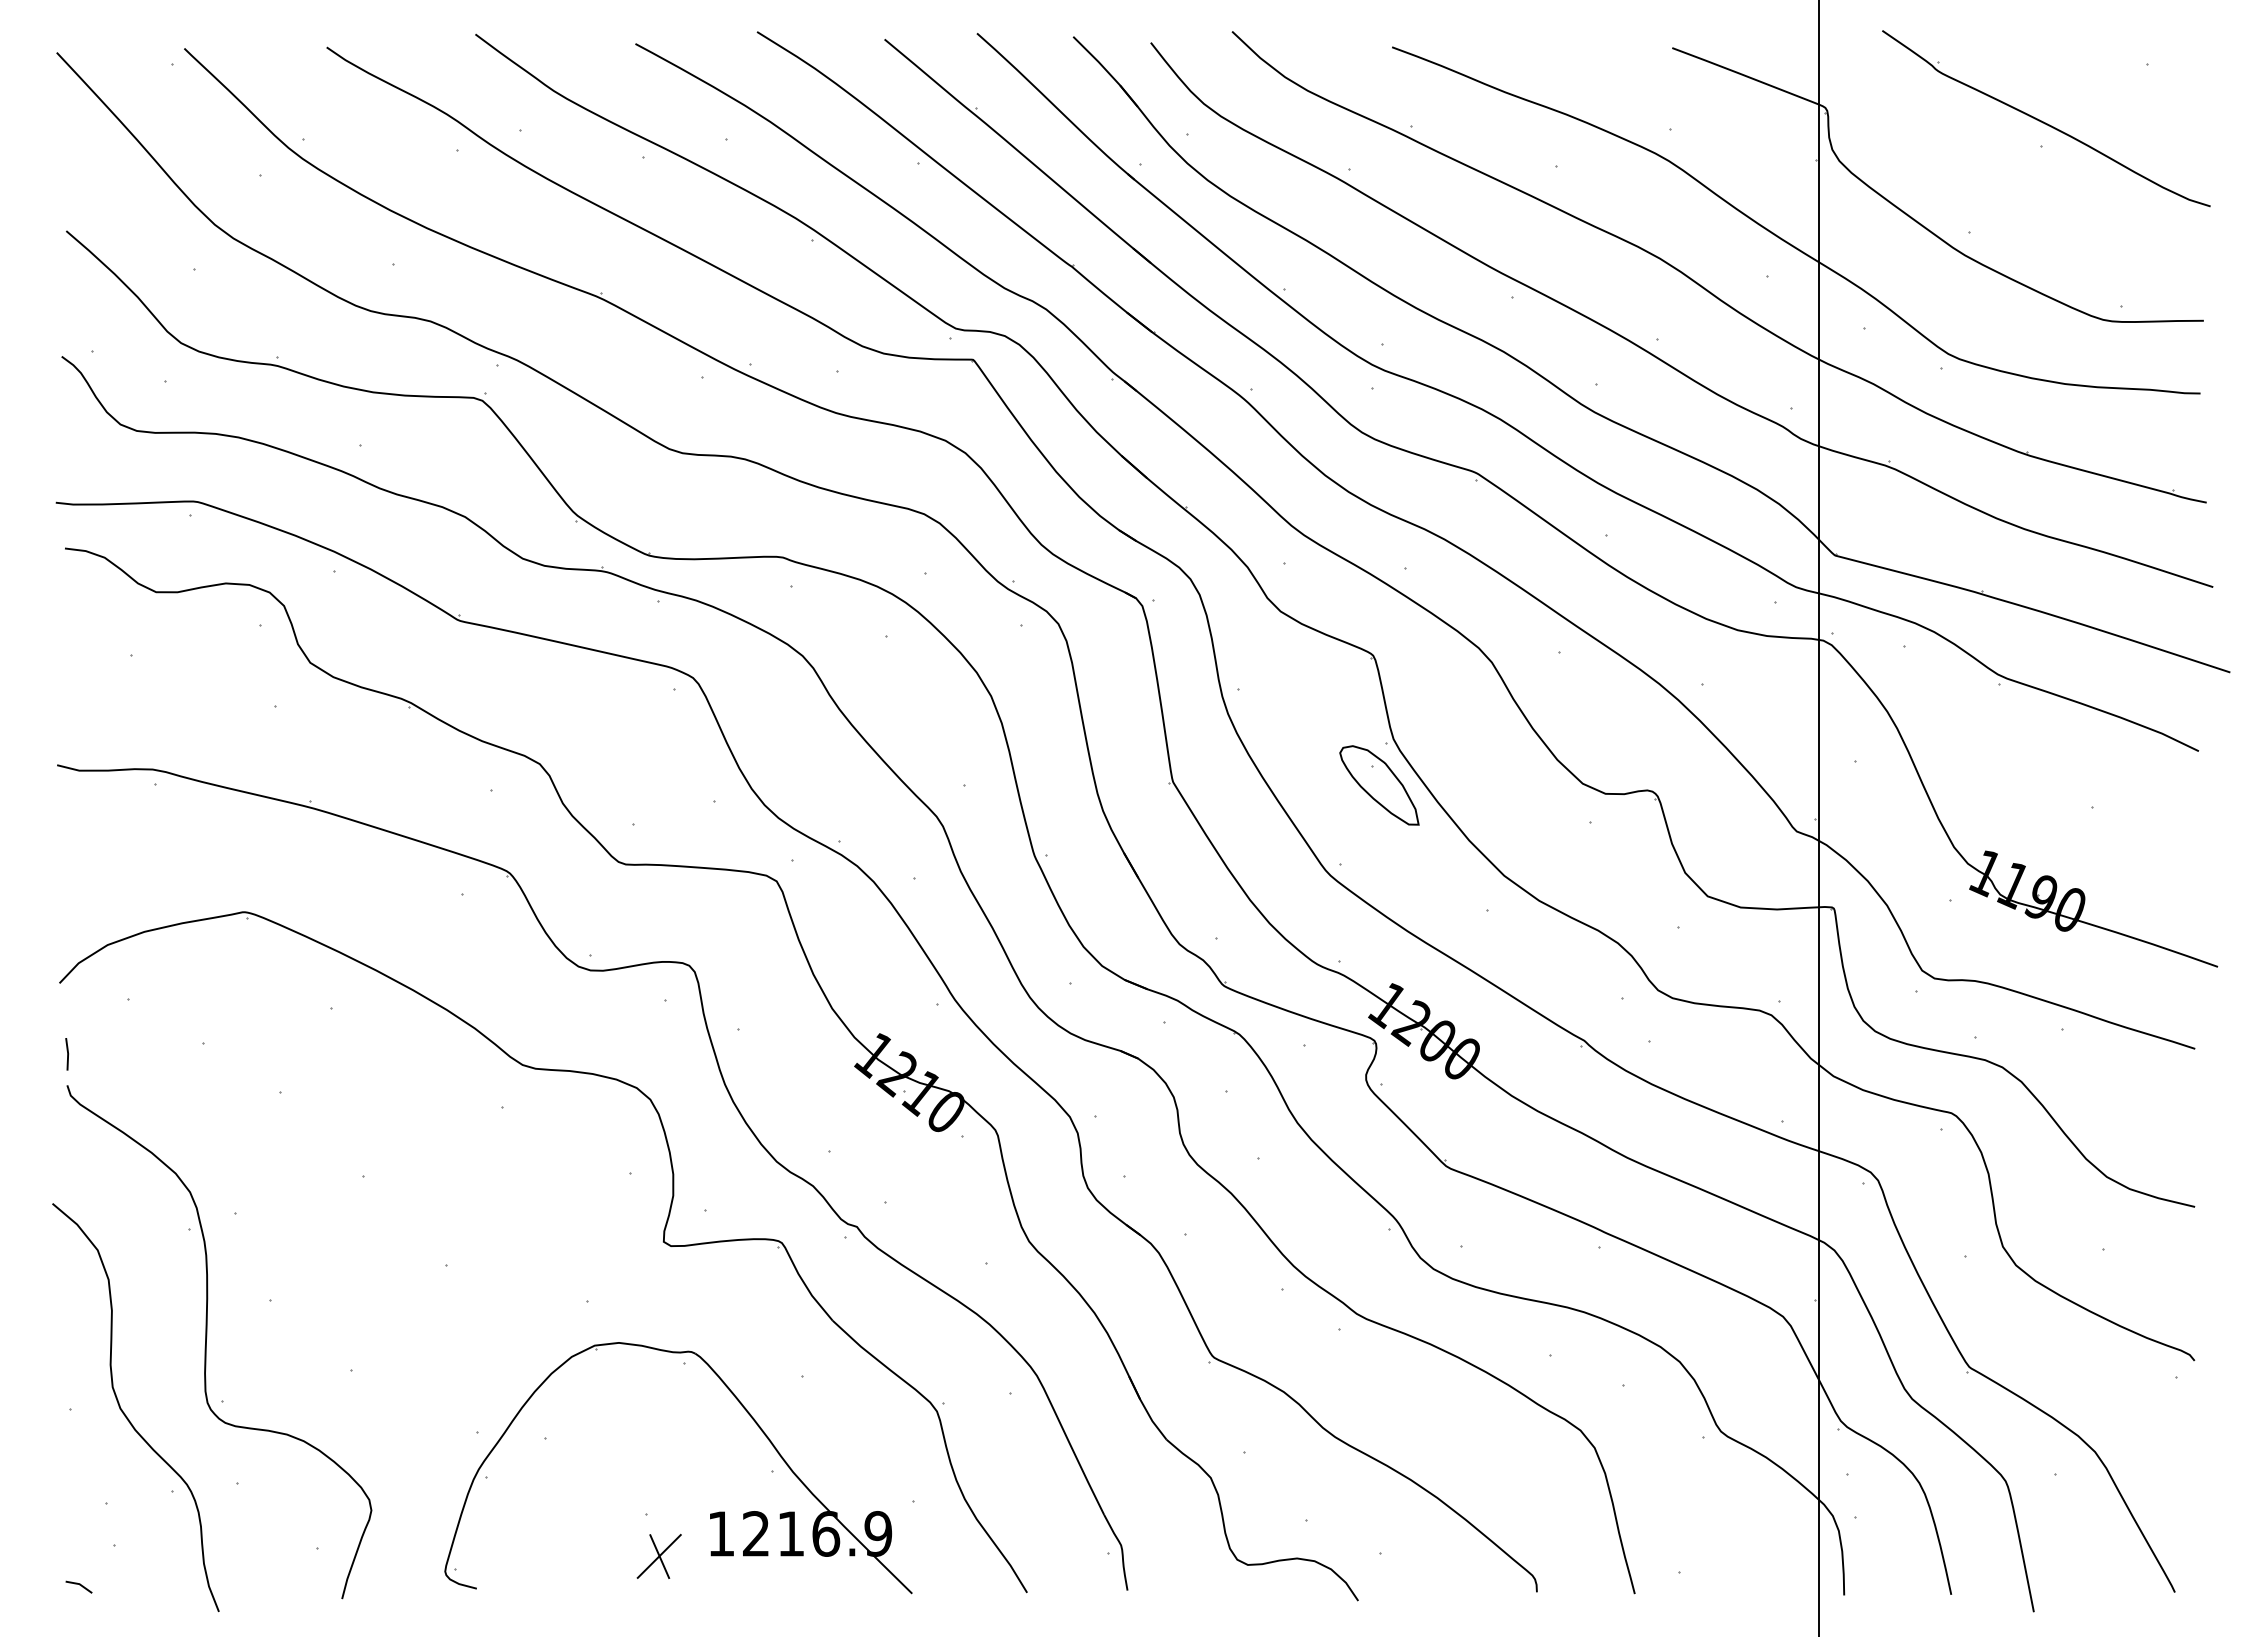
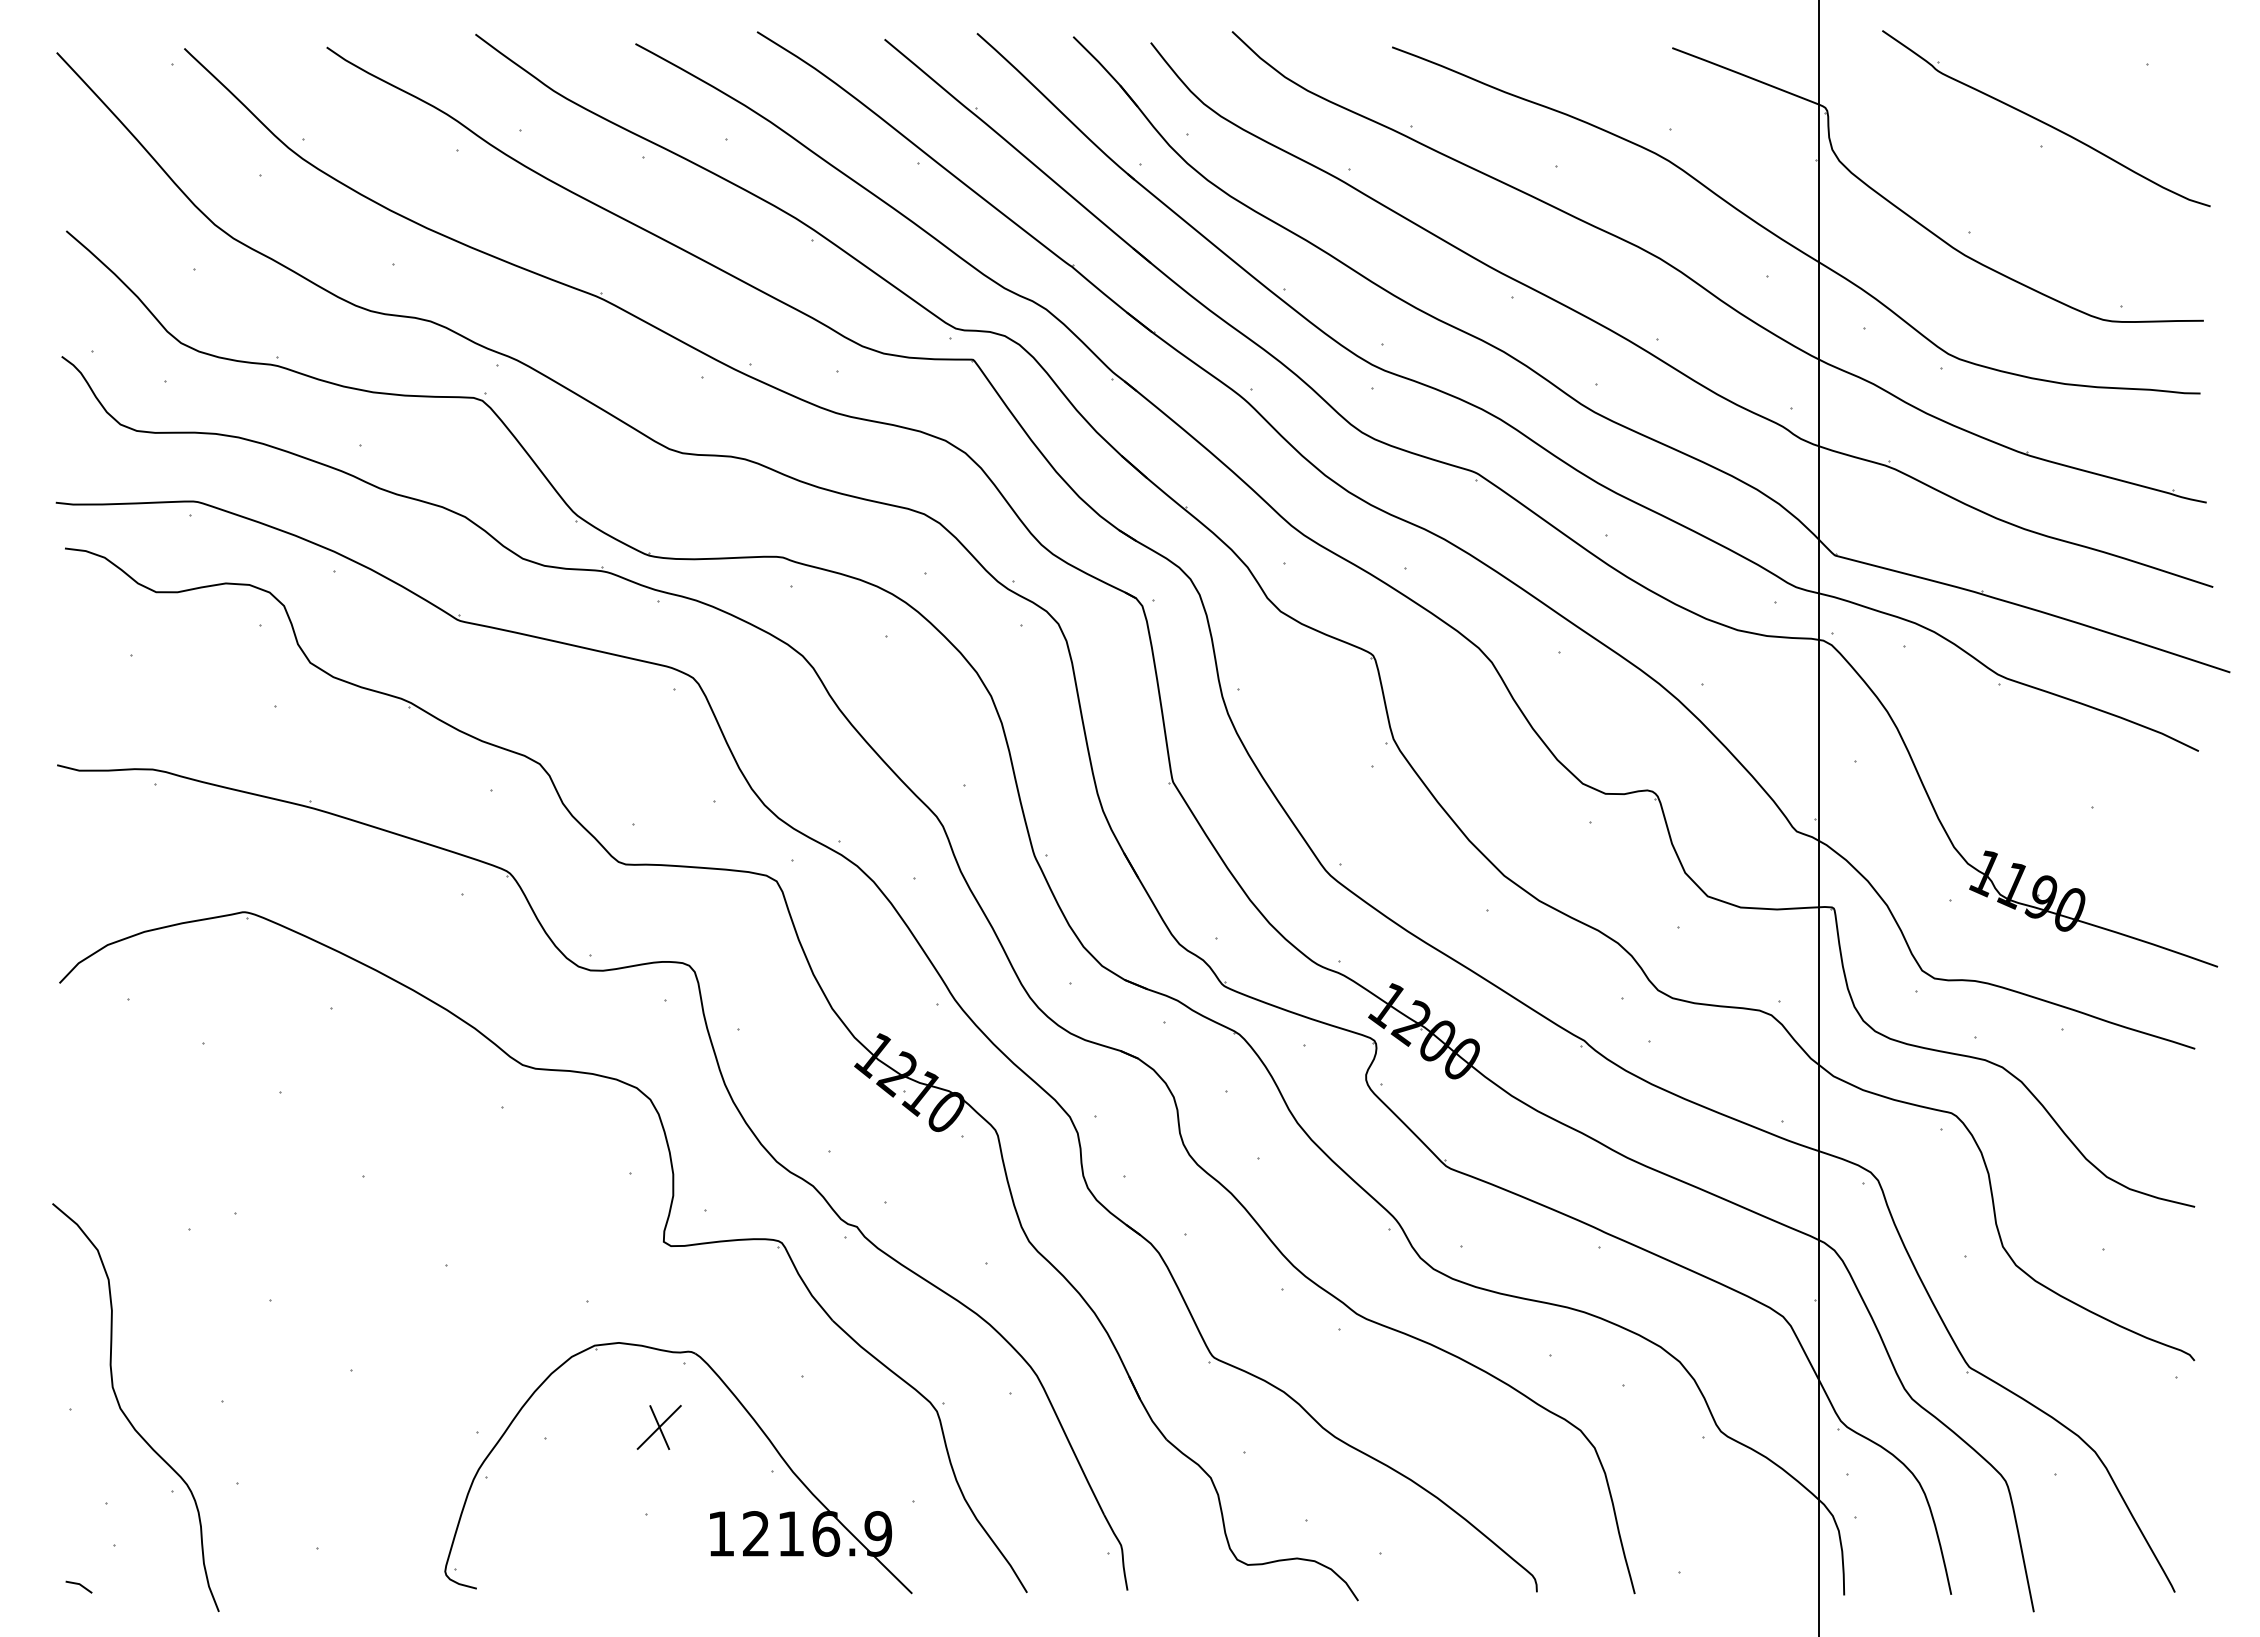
part: present -> none (1379, 785)
line: present -> none (67, 1054)
curve: present -> none (207, 1337)
part position: (658, 1556) -> (658, 1427) (658, 1427)
